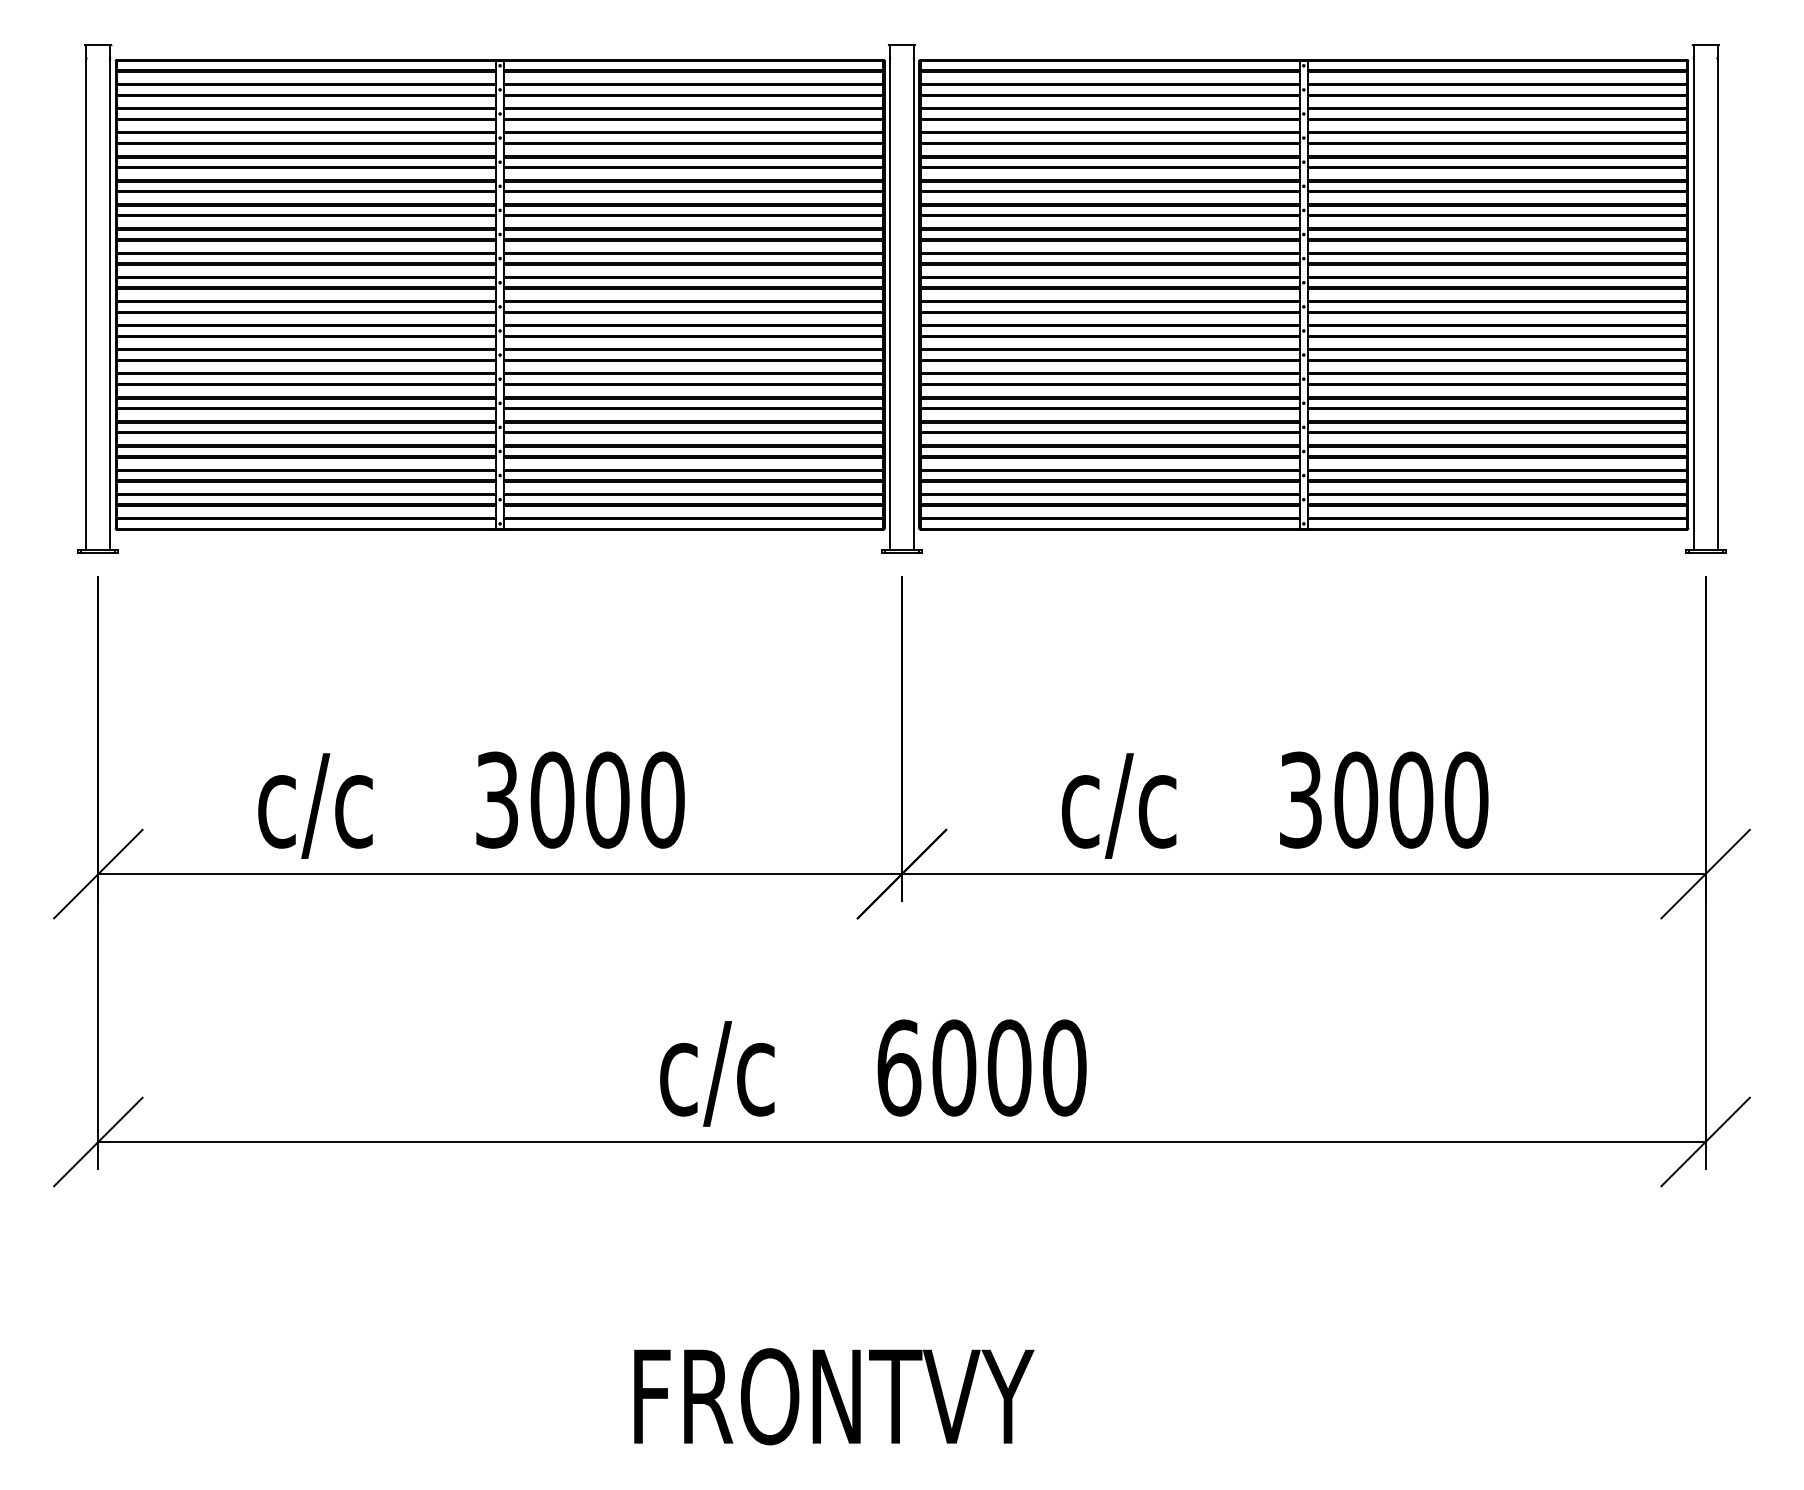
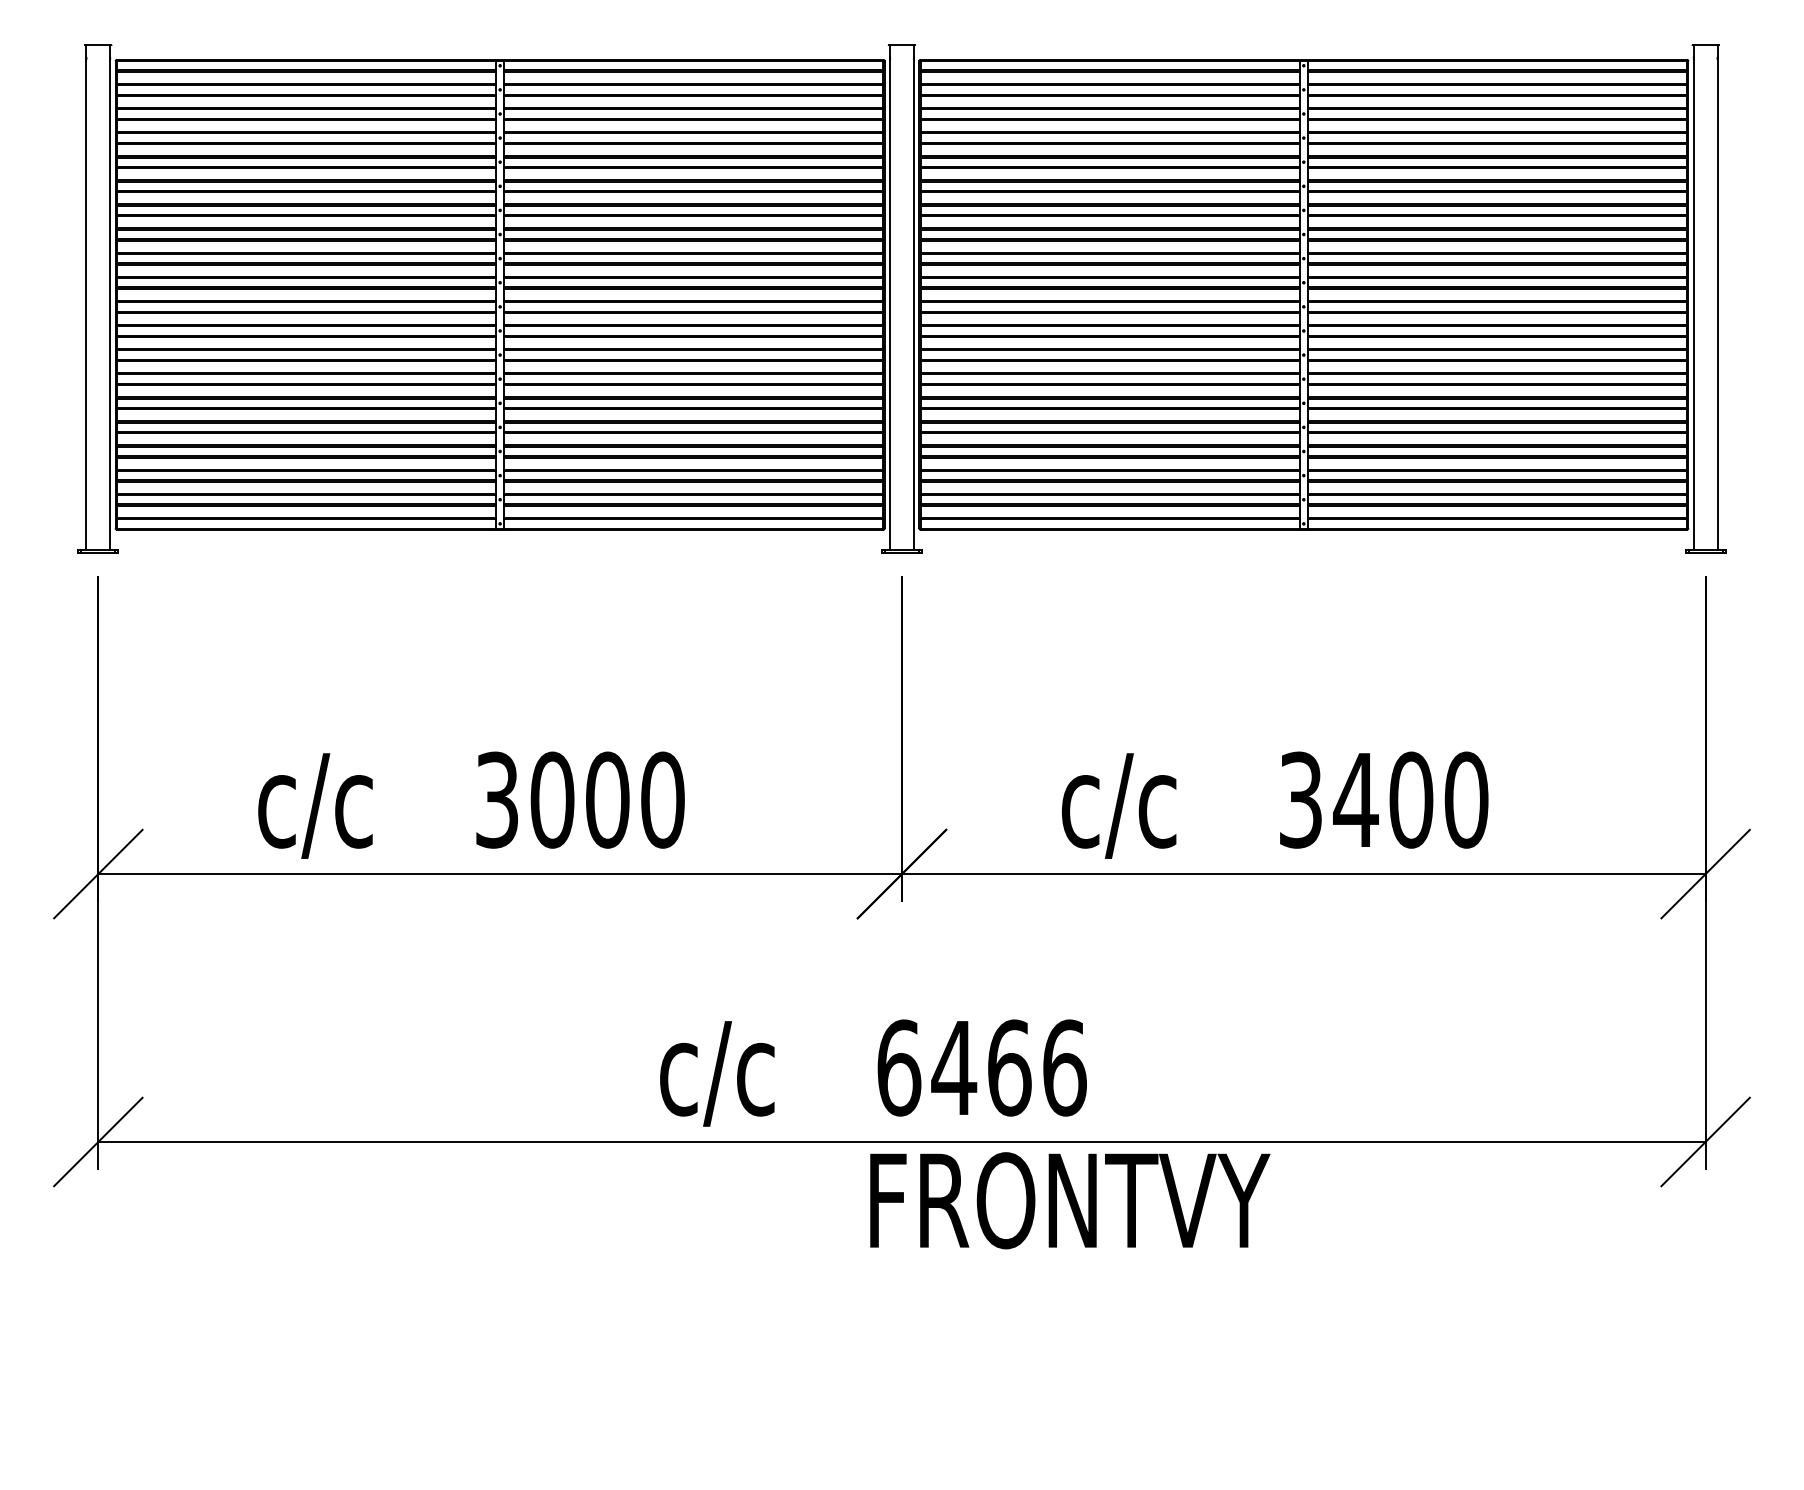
text: 3000 -> 3400 (1355, 799)
text: 6000 -> 6466 (1008, 1067)
text position: (834, 1396) -> (1070, 1200) (1070, 1200)
